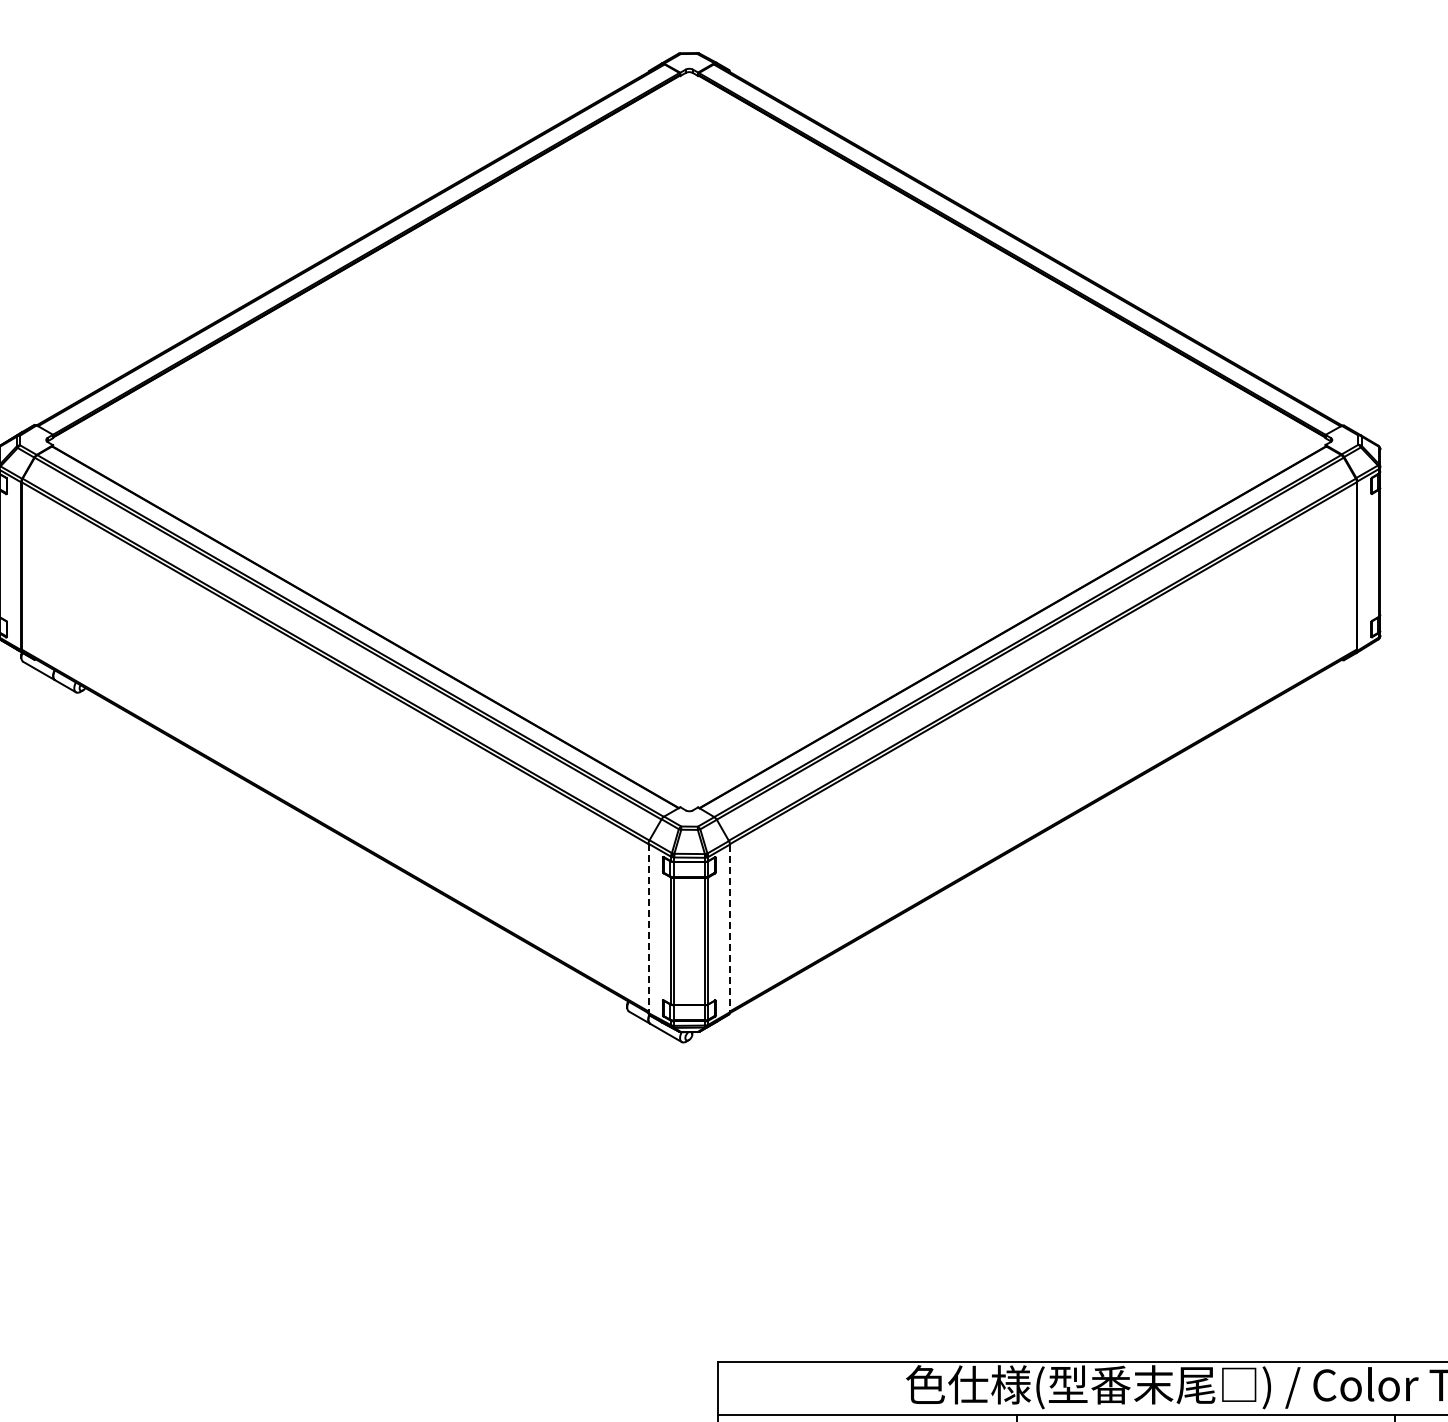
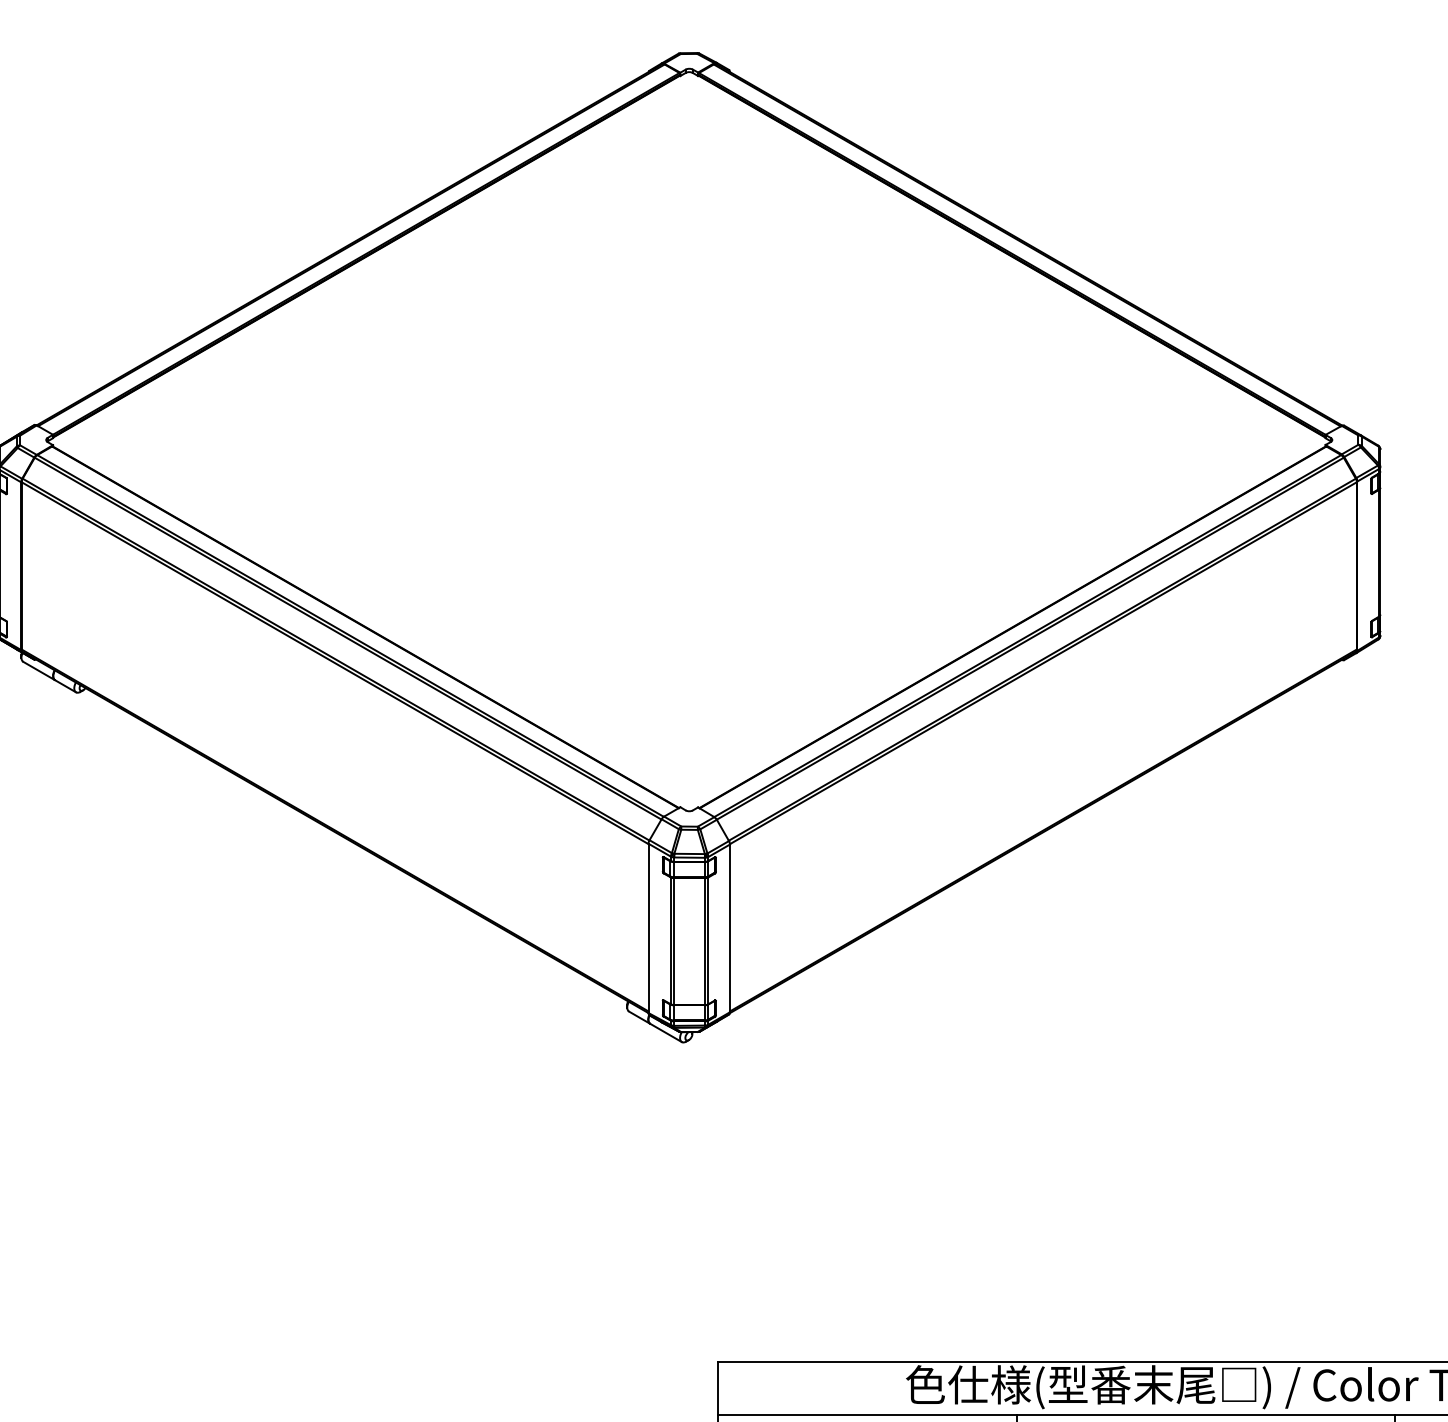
line: dashed -> solid (648, 928)
line: dashed -> solid (730, 928)
